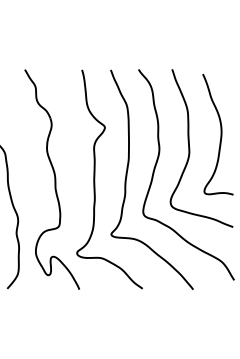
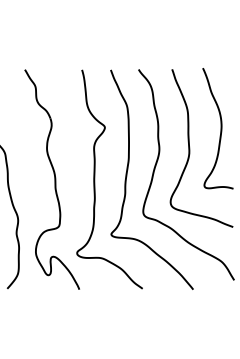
curve position: (220, 134) -> (220, 128) (220, 128)
